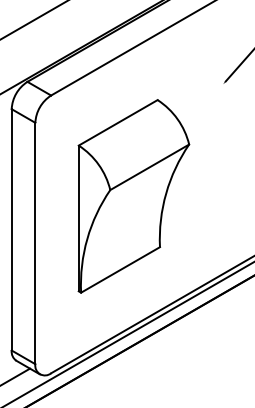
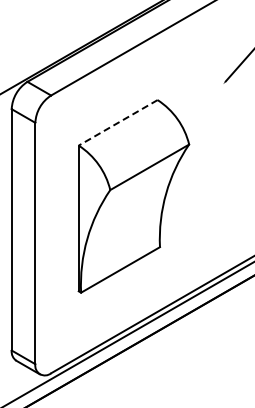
line: present -> none (33, 20)
line: solid -> dashed (118, 122)
line: present -> none (16, 376)
